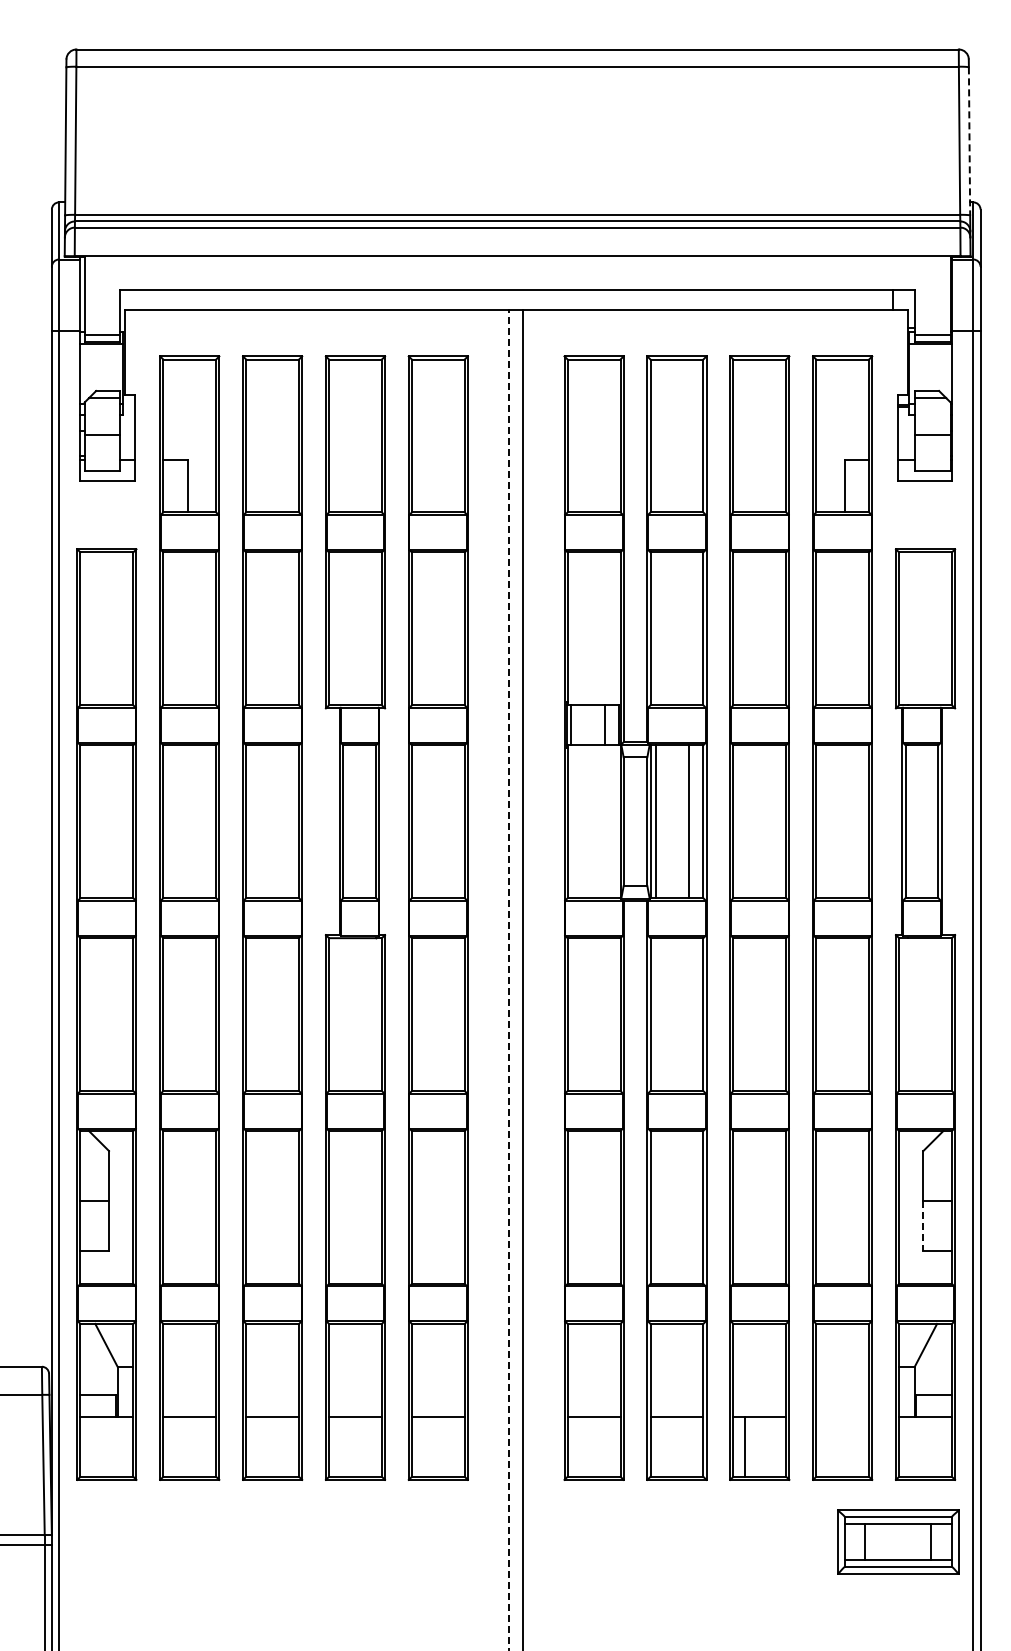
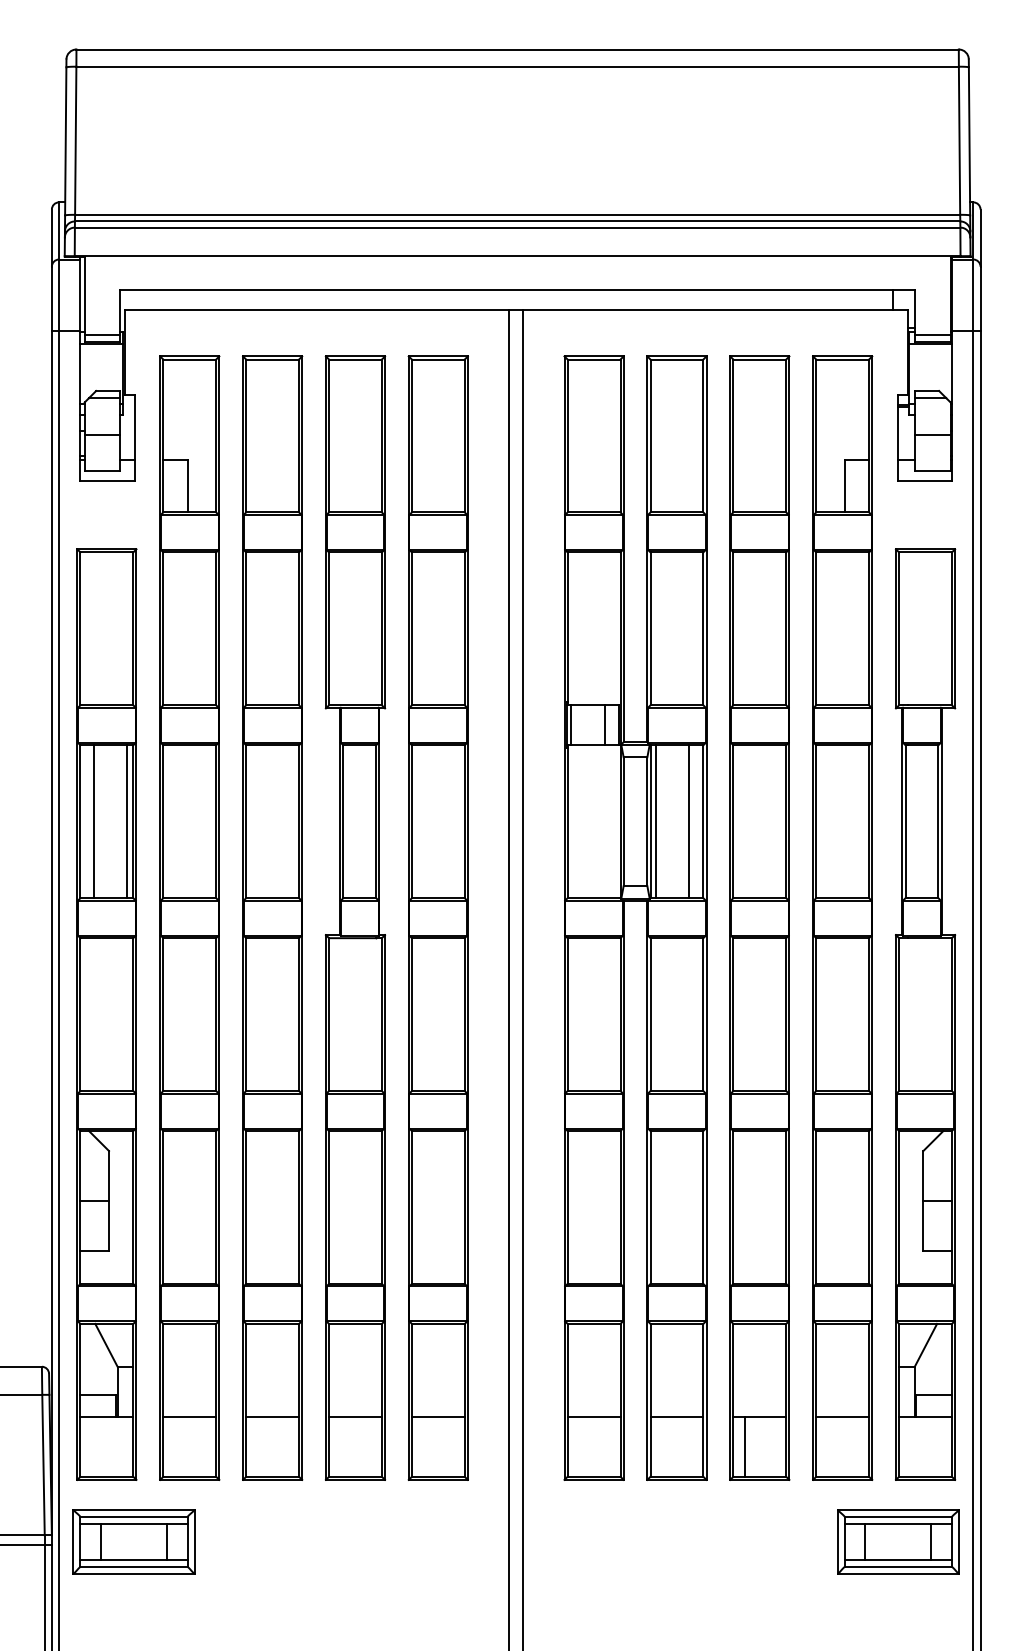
line: dashed -> solid (969, 141)
line: none -> present (94, 821)
line: none -> present (126, 821)
line: dashed -> solid (509, 980)
line: dashed -> solid (923, 1226)
line: none -> present (842, 1416)
part: none -> present (133, 1541)
